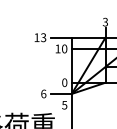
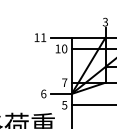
text: 13 -> 11 (43, 37)
text: 0 -> 7 (64, 82)
line: none -> present (92, 105)
